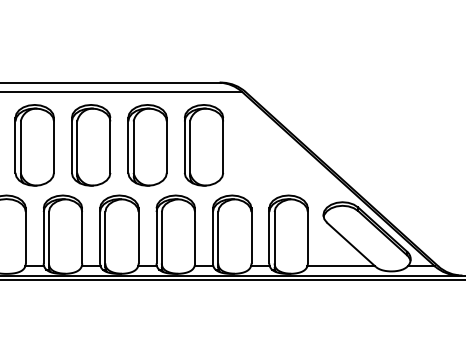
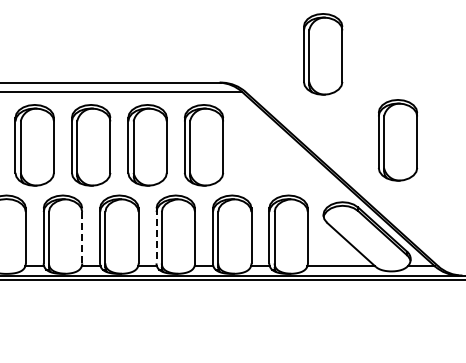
part: none -> present (323, 54)
part: none -> present (397, 140)
line: solid -> dashed (82, 235)
line: solid -> dashed (156, 236)
